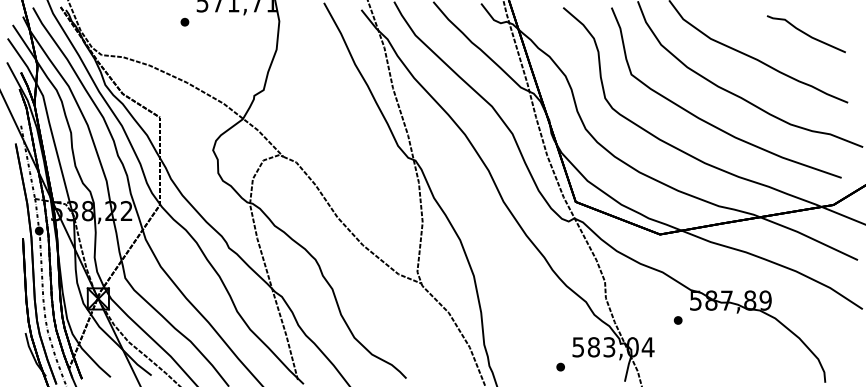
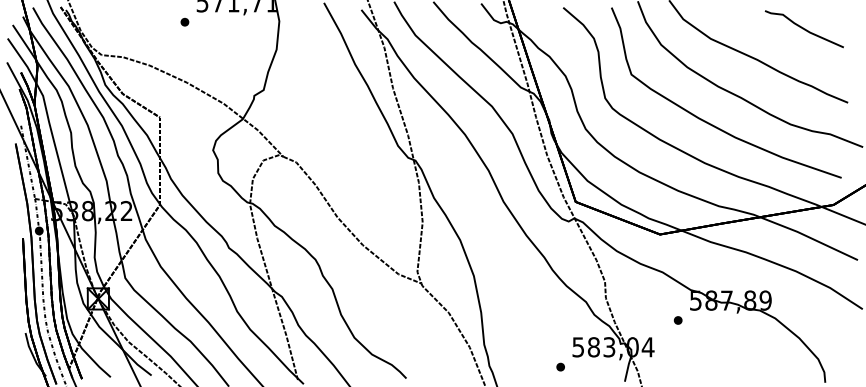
curve position: (805, 34) -> (803, 29) (803, 29)
